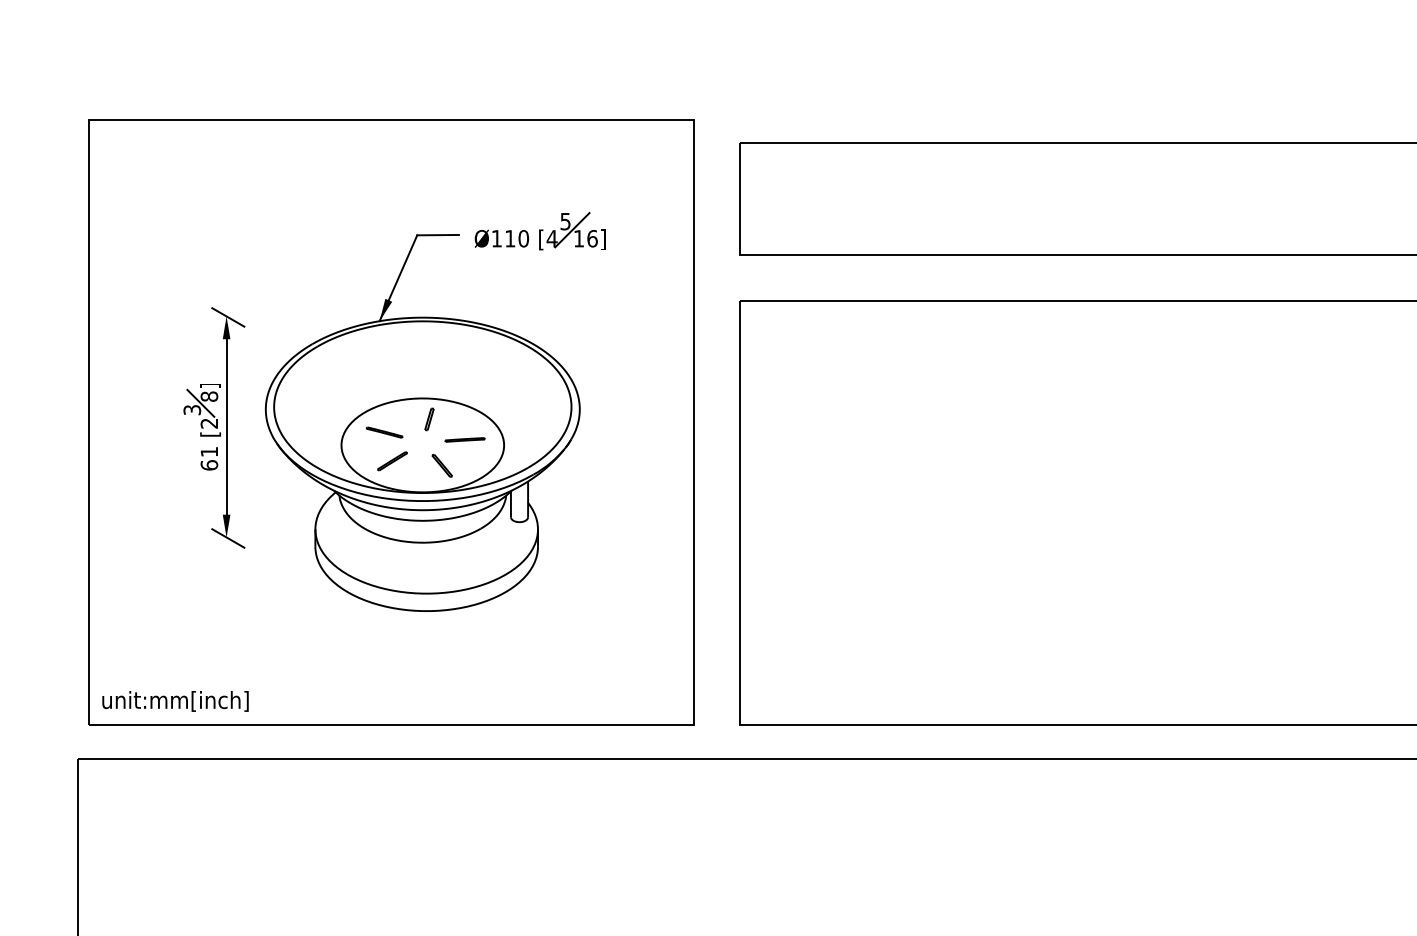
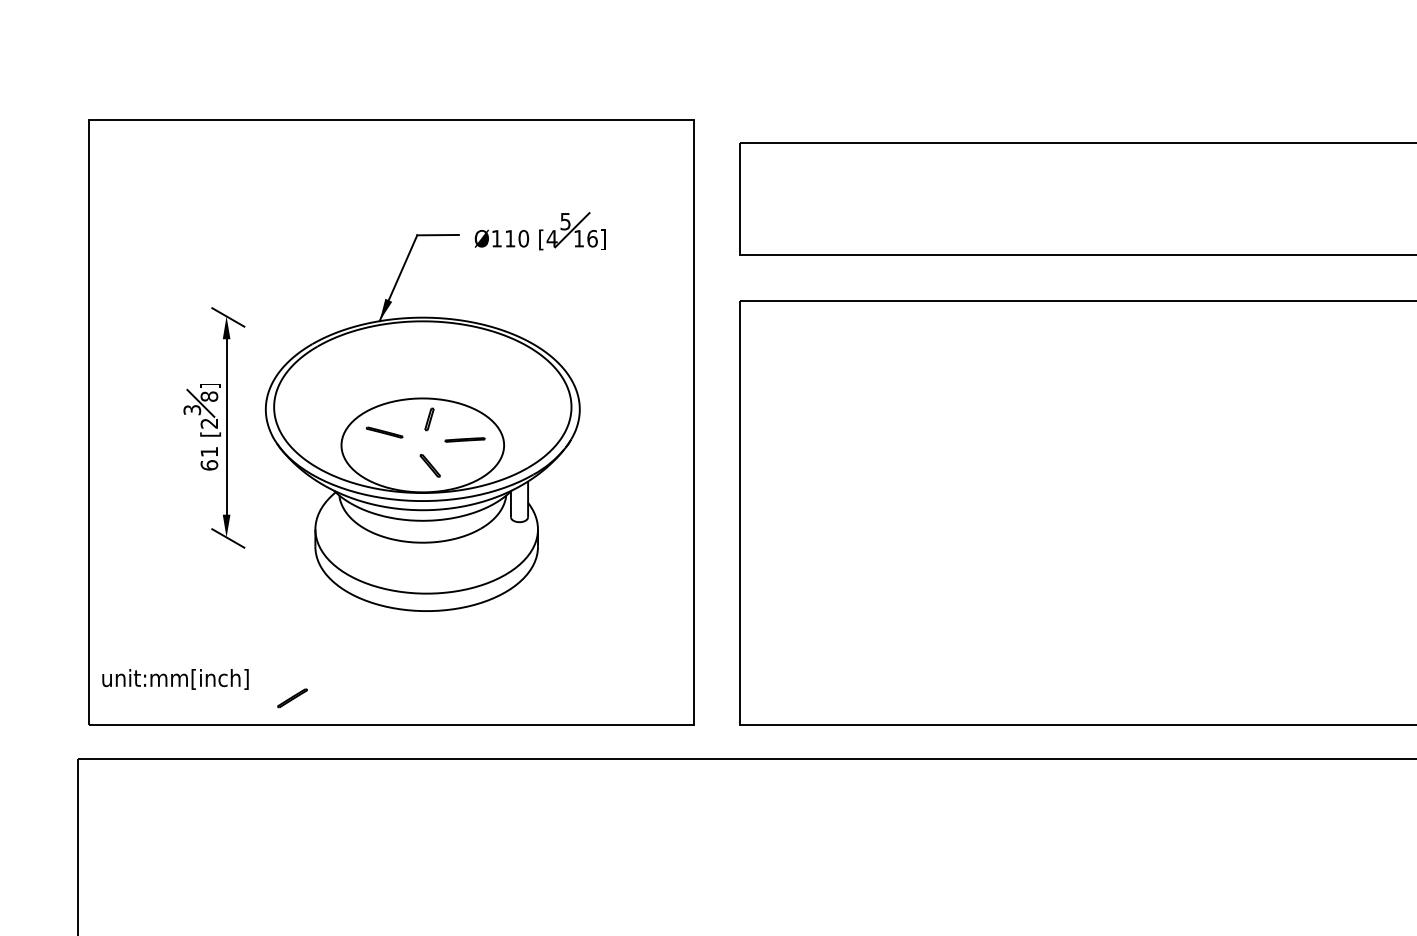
part position: (392, 461) -> (292, 698) (292, 698)
part position: (441, 465) -> (429, 465) (429, 465)
text position: (175, 701) -> (175, 679) (175, 679)
